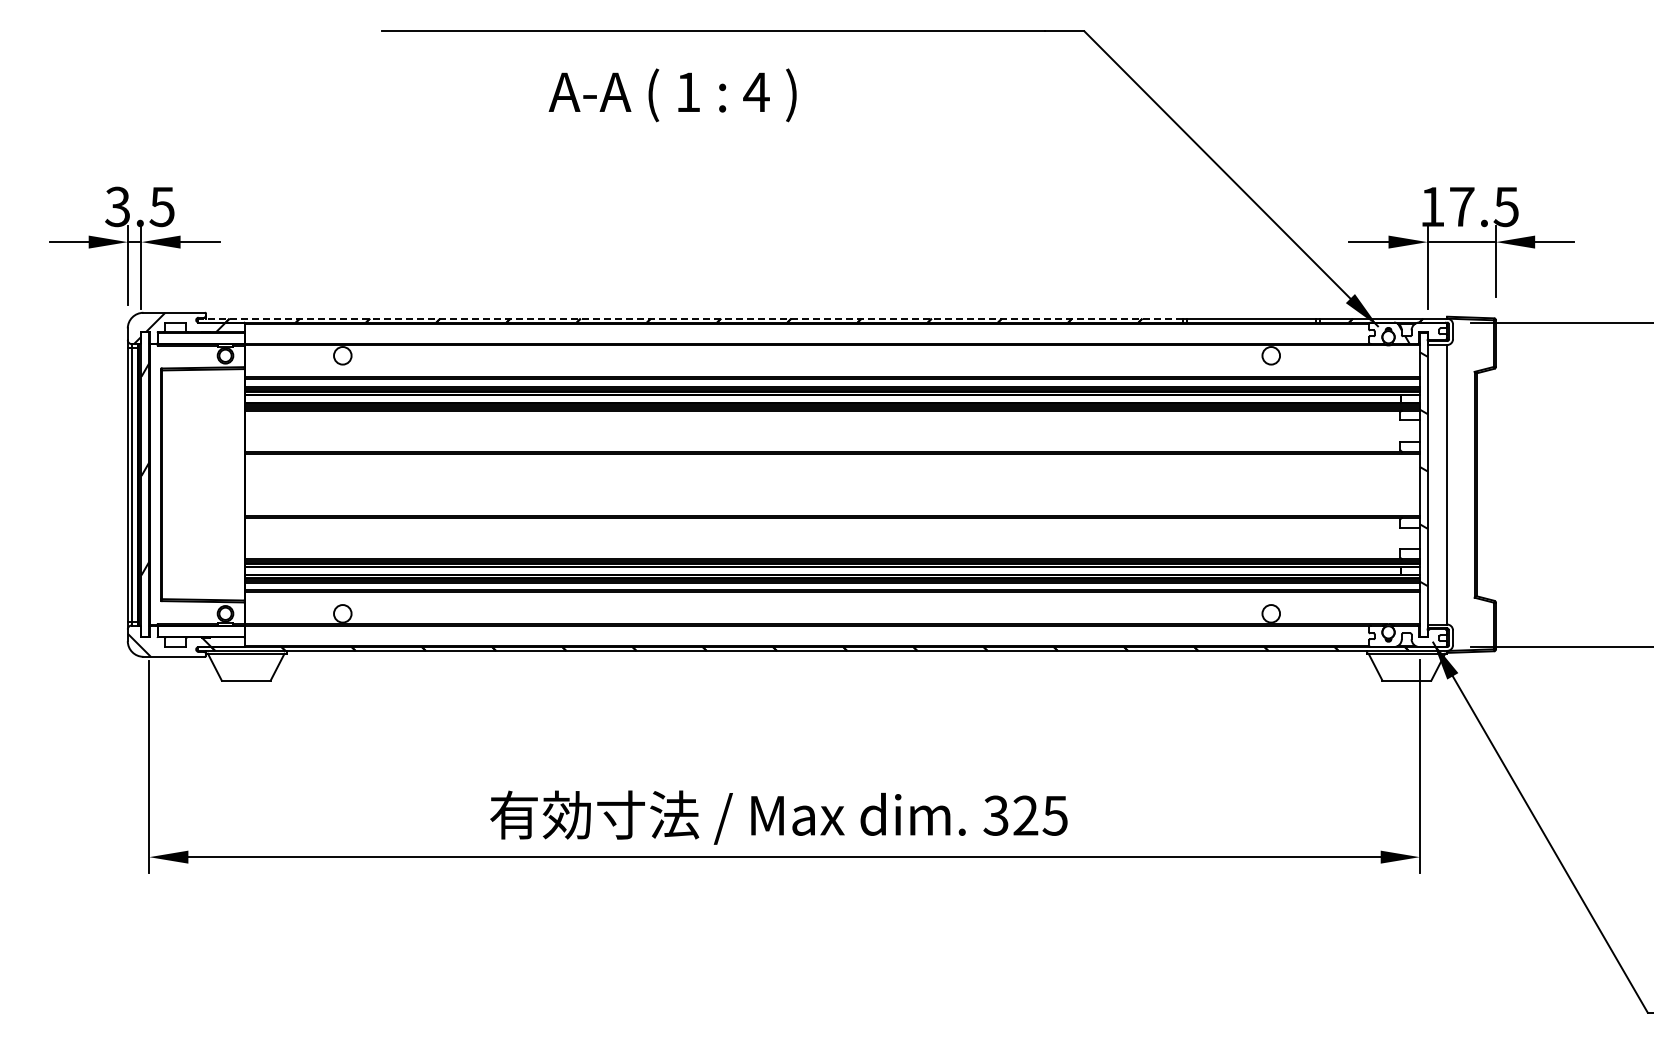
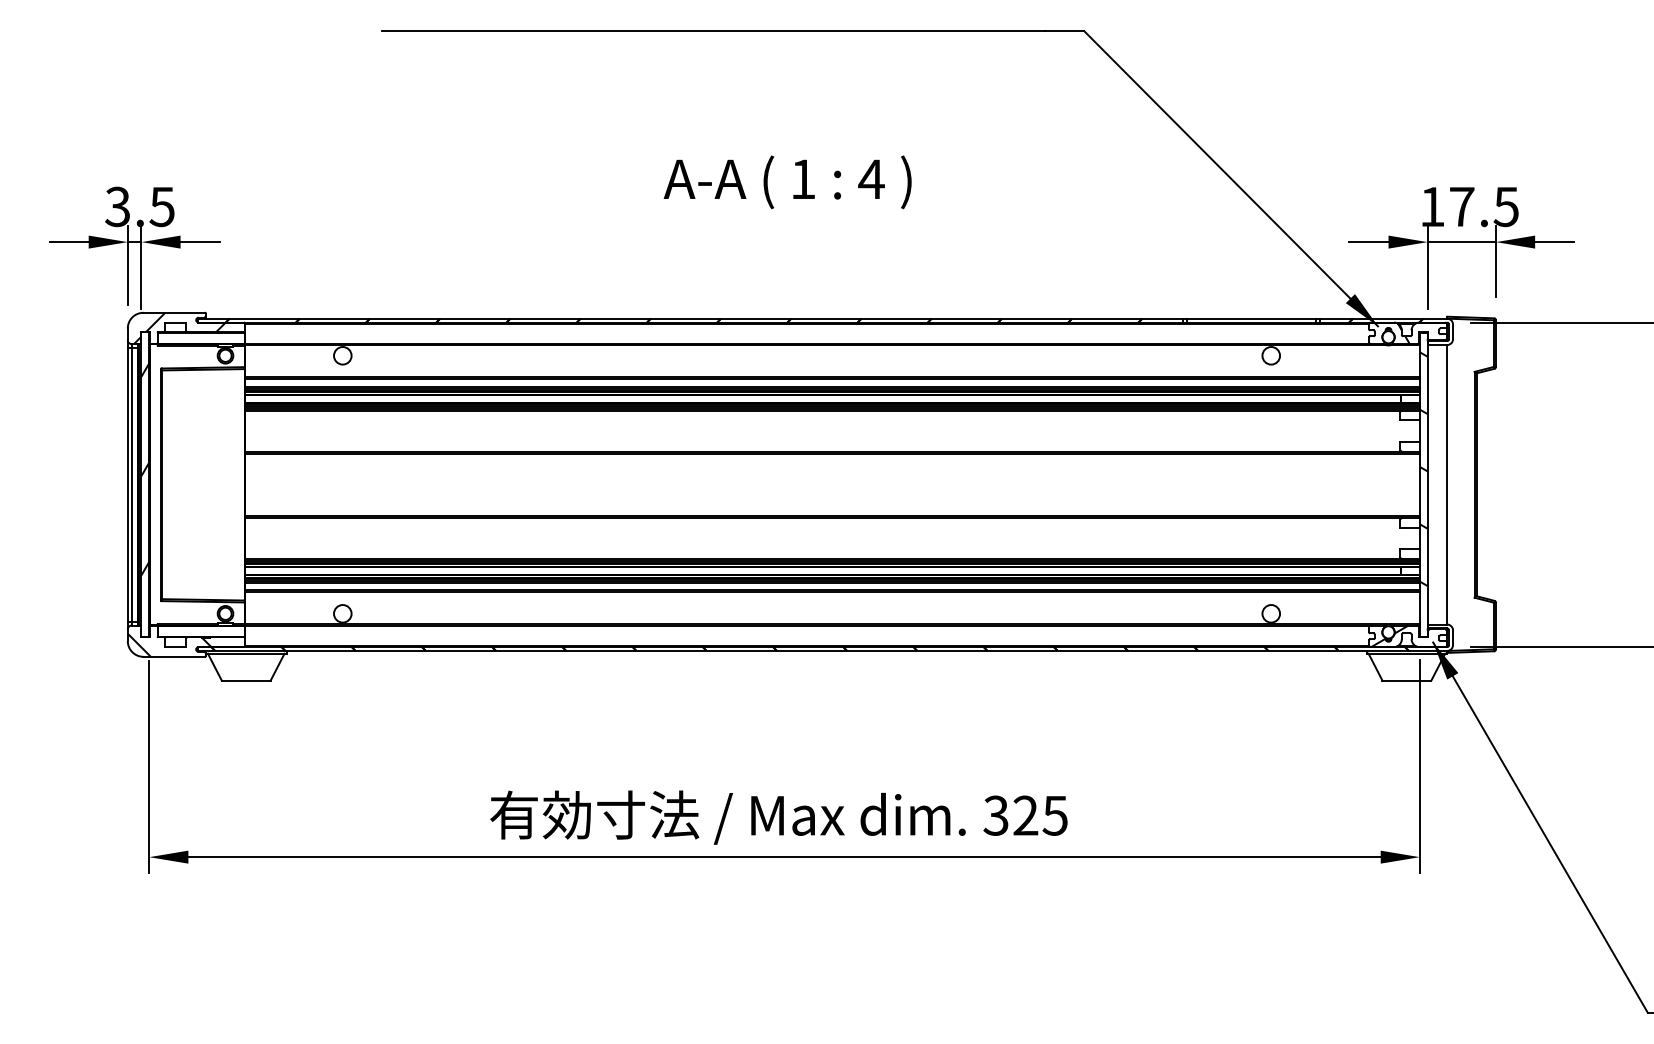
text position: (672, 95) -> (787, 182) (787, 182)
line: dashed -> solid (690, 318)
hatch: none -> present (1389, 636)
